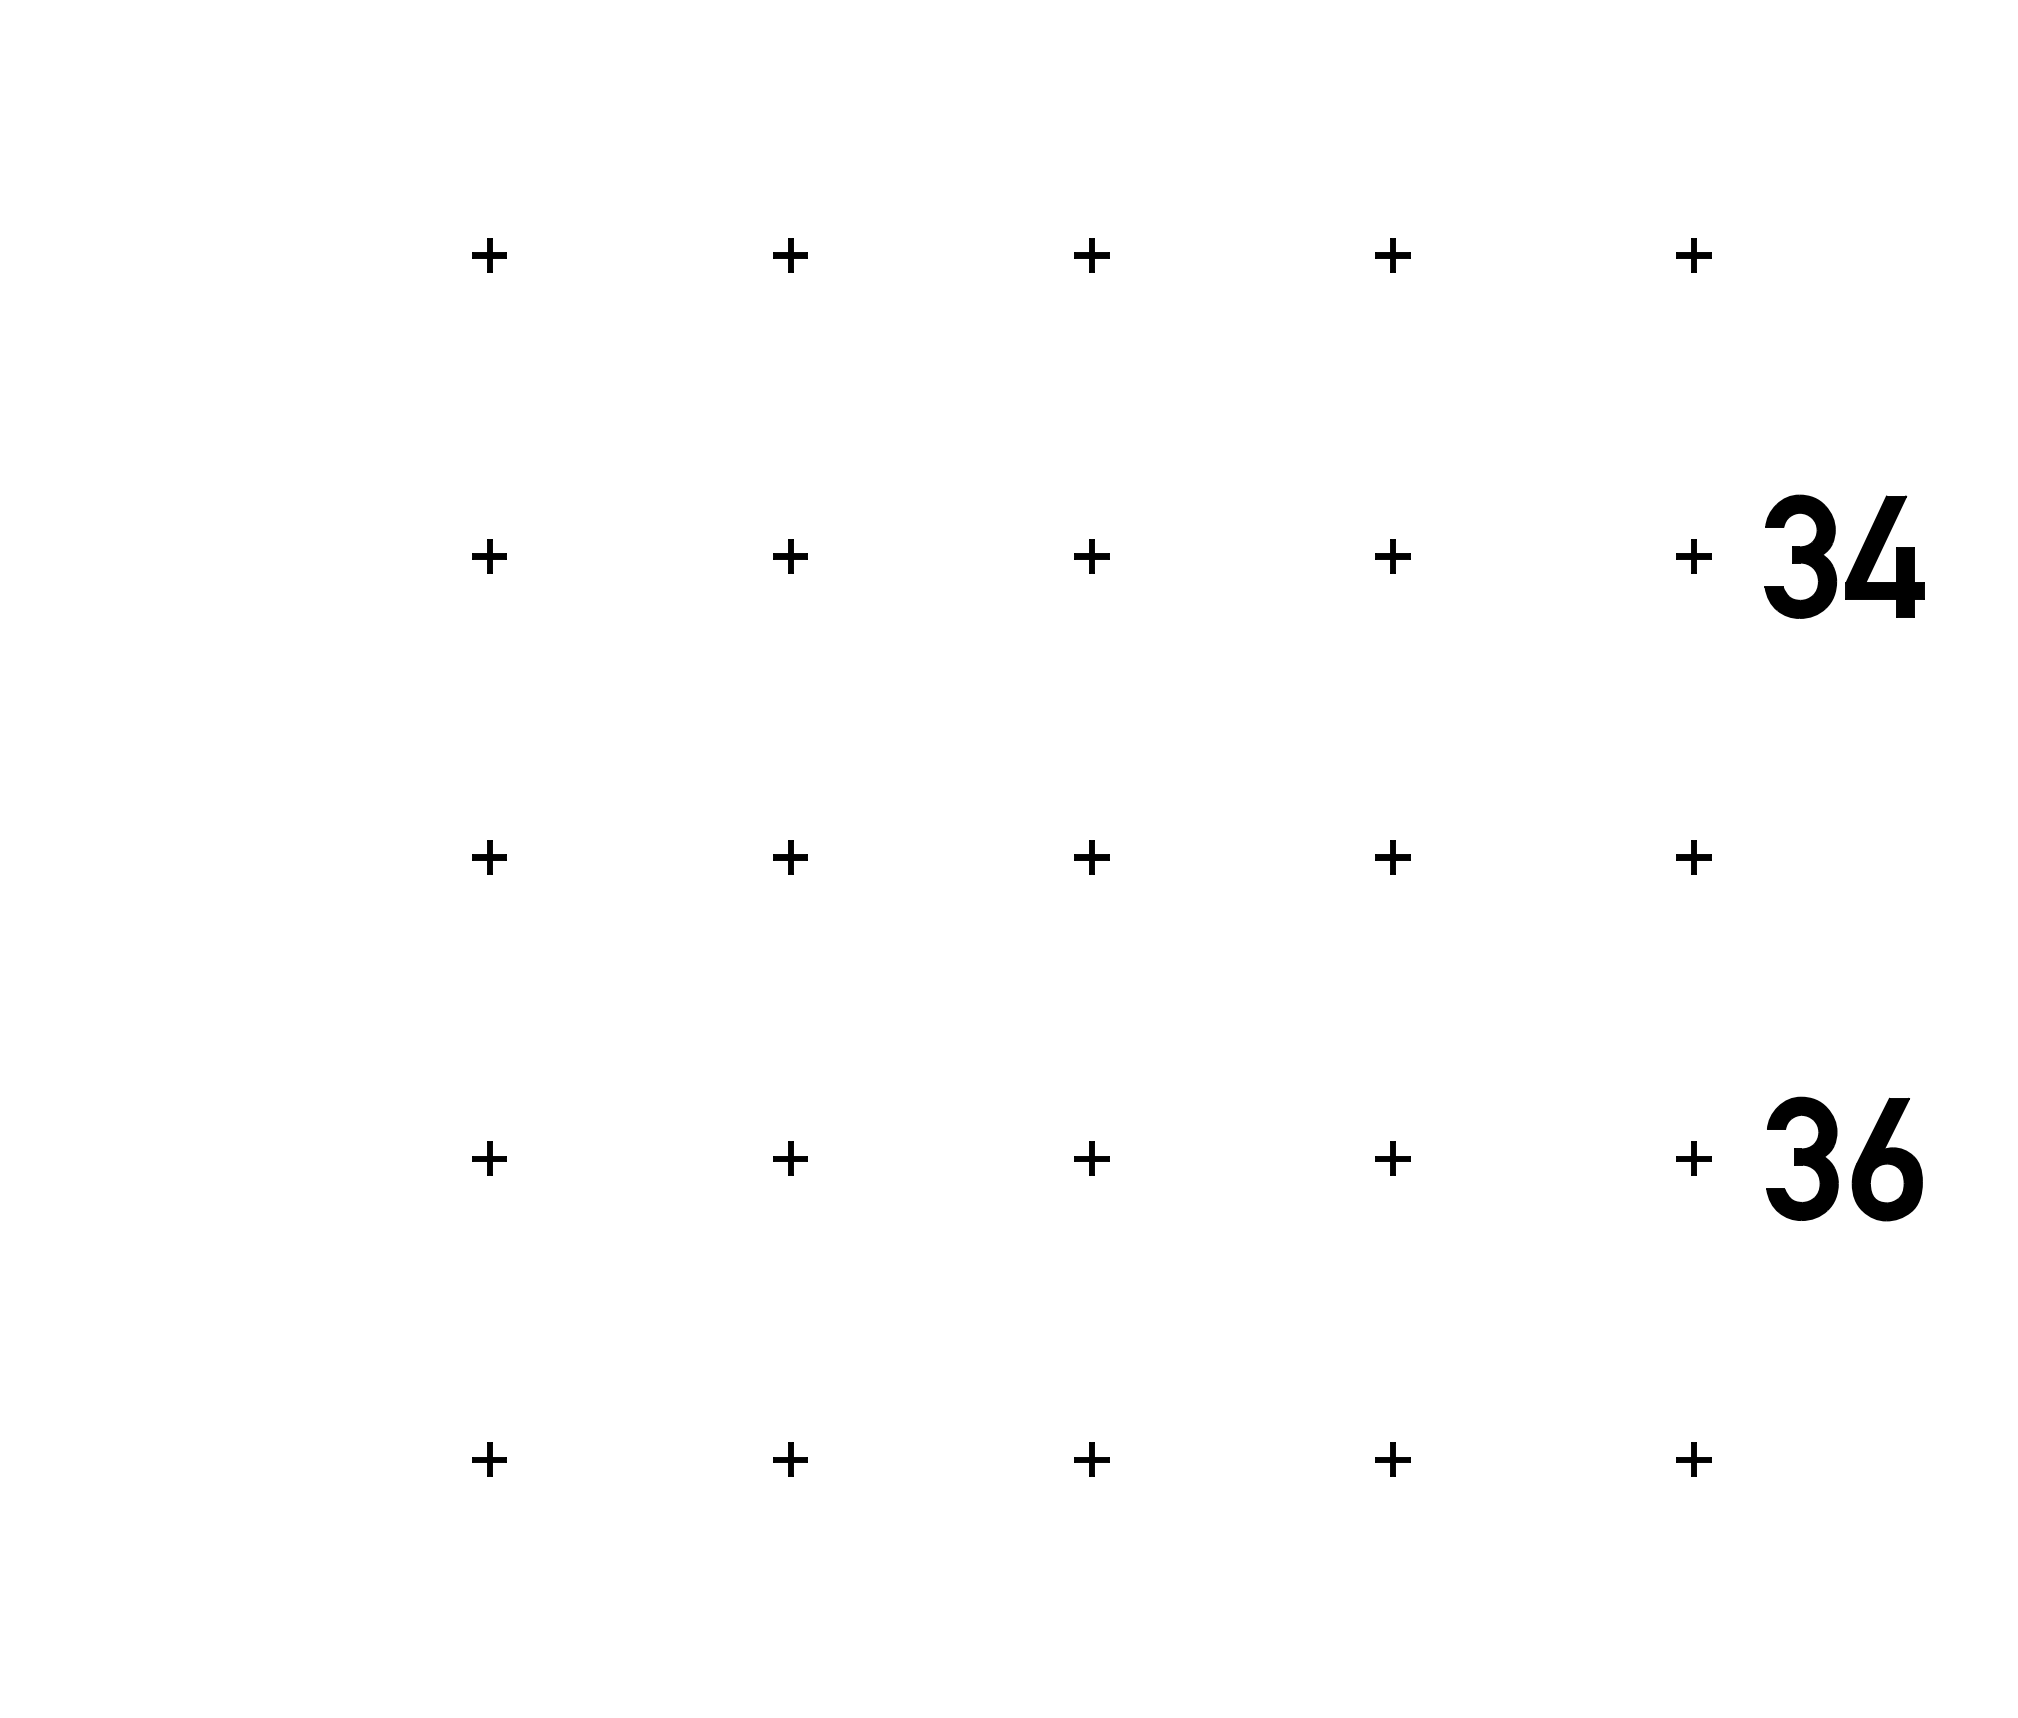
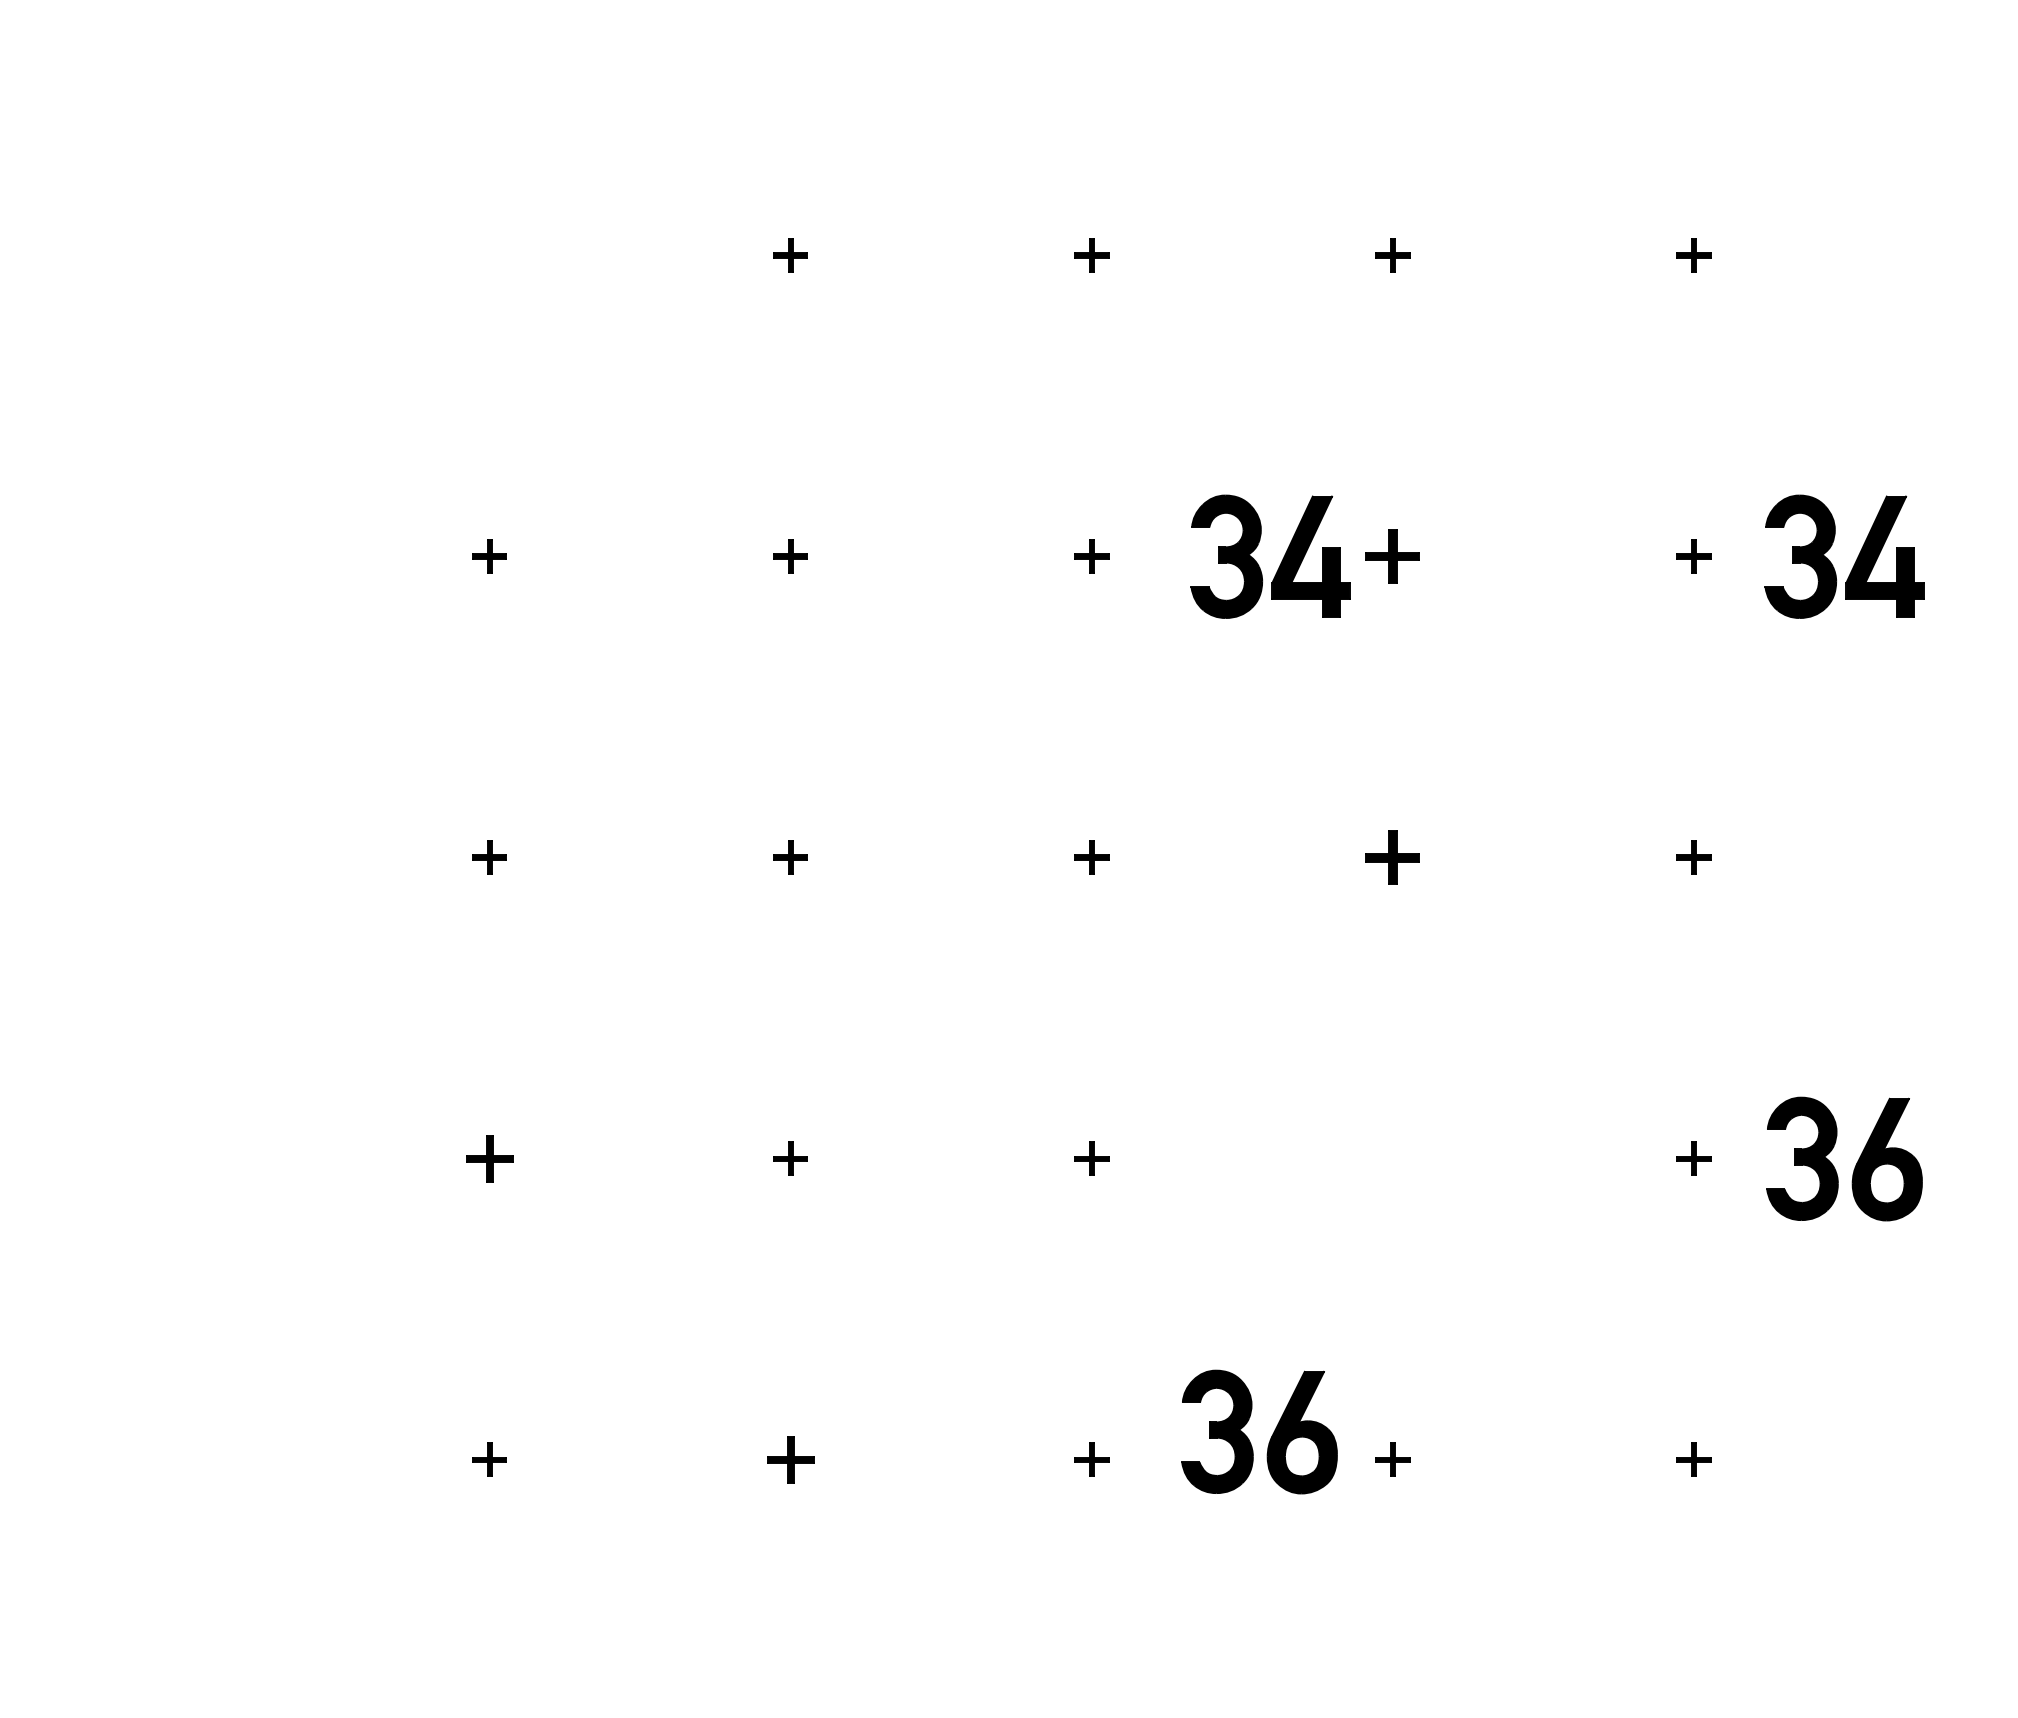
part: present -> none (489, 255)
part size: 36x35 px -> 55x55 px (1392, 556)
part: none -> present (1281, 560)
part size: 36x35 px -> 55x55 px (1392, 857)
part size: 35x35 px -> 48x48 px (489, 1158)
part: present -> none (1392, 1158)
part: none -> present (1270, 1437)
part size: 35x35 px -> 48x48 px (790, 1459)
